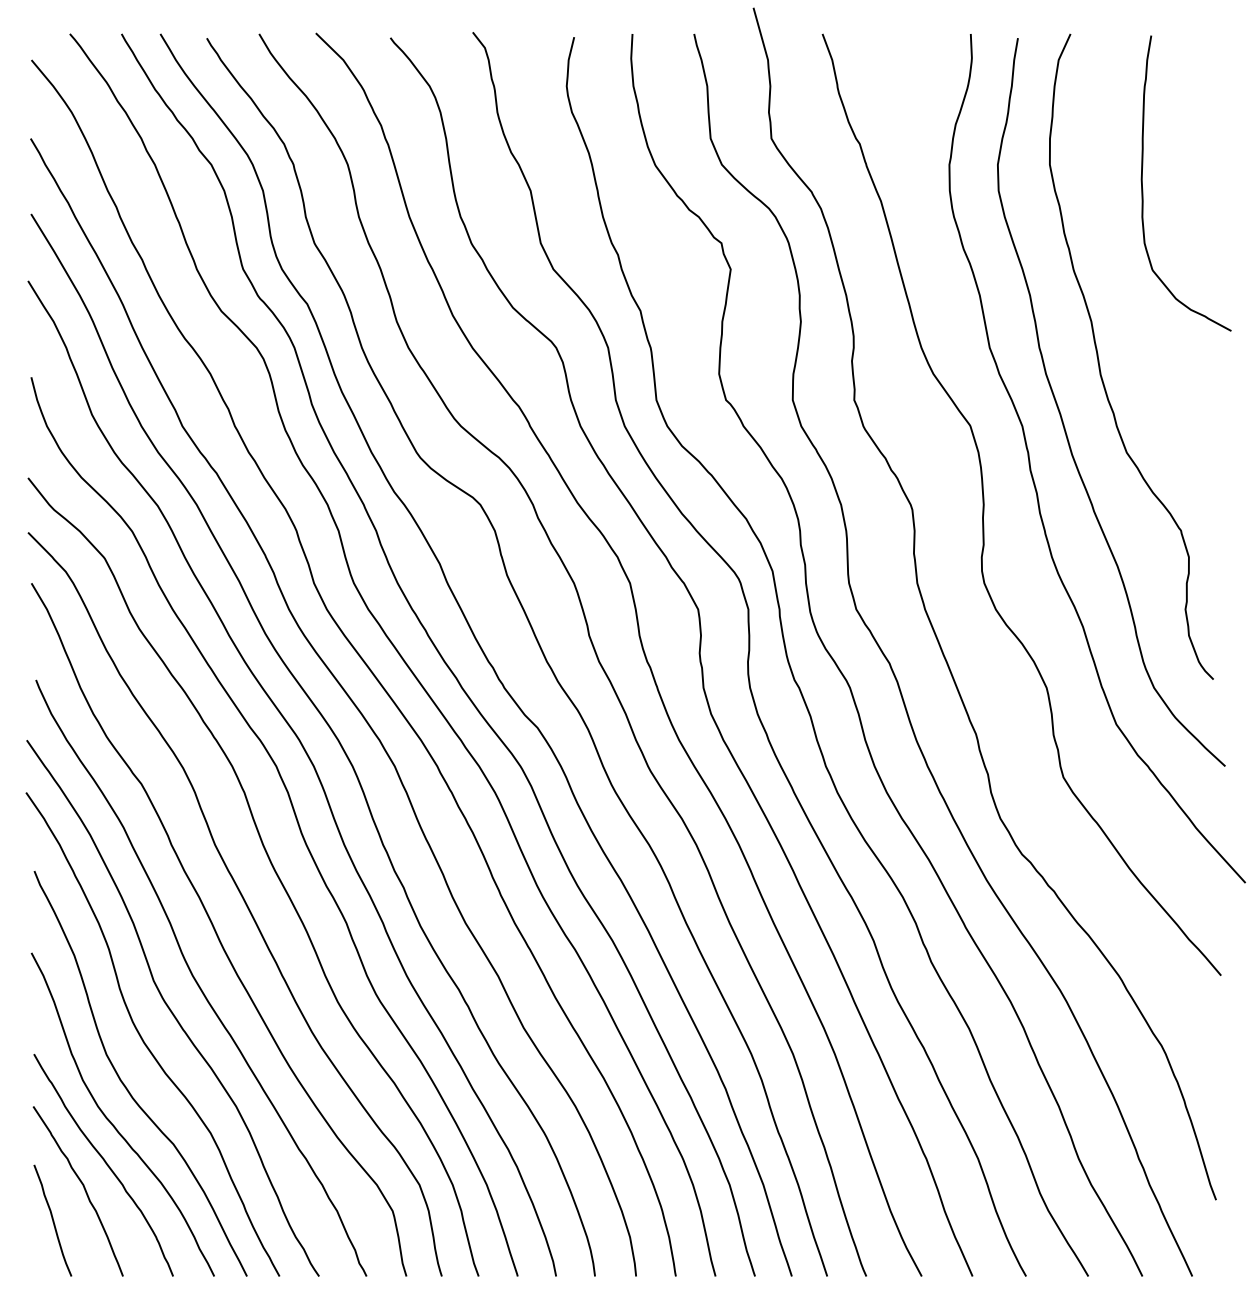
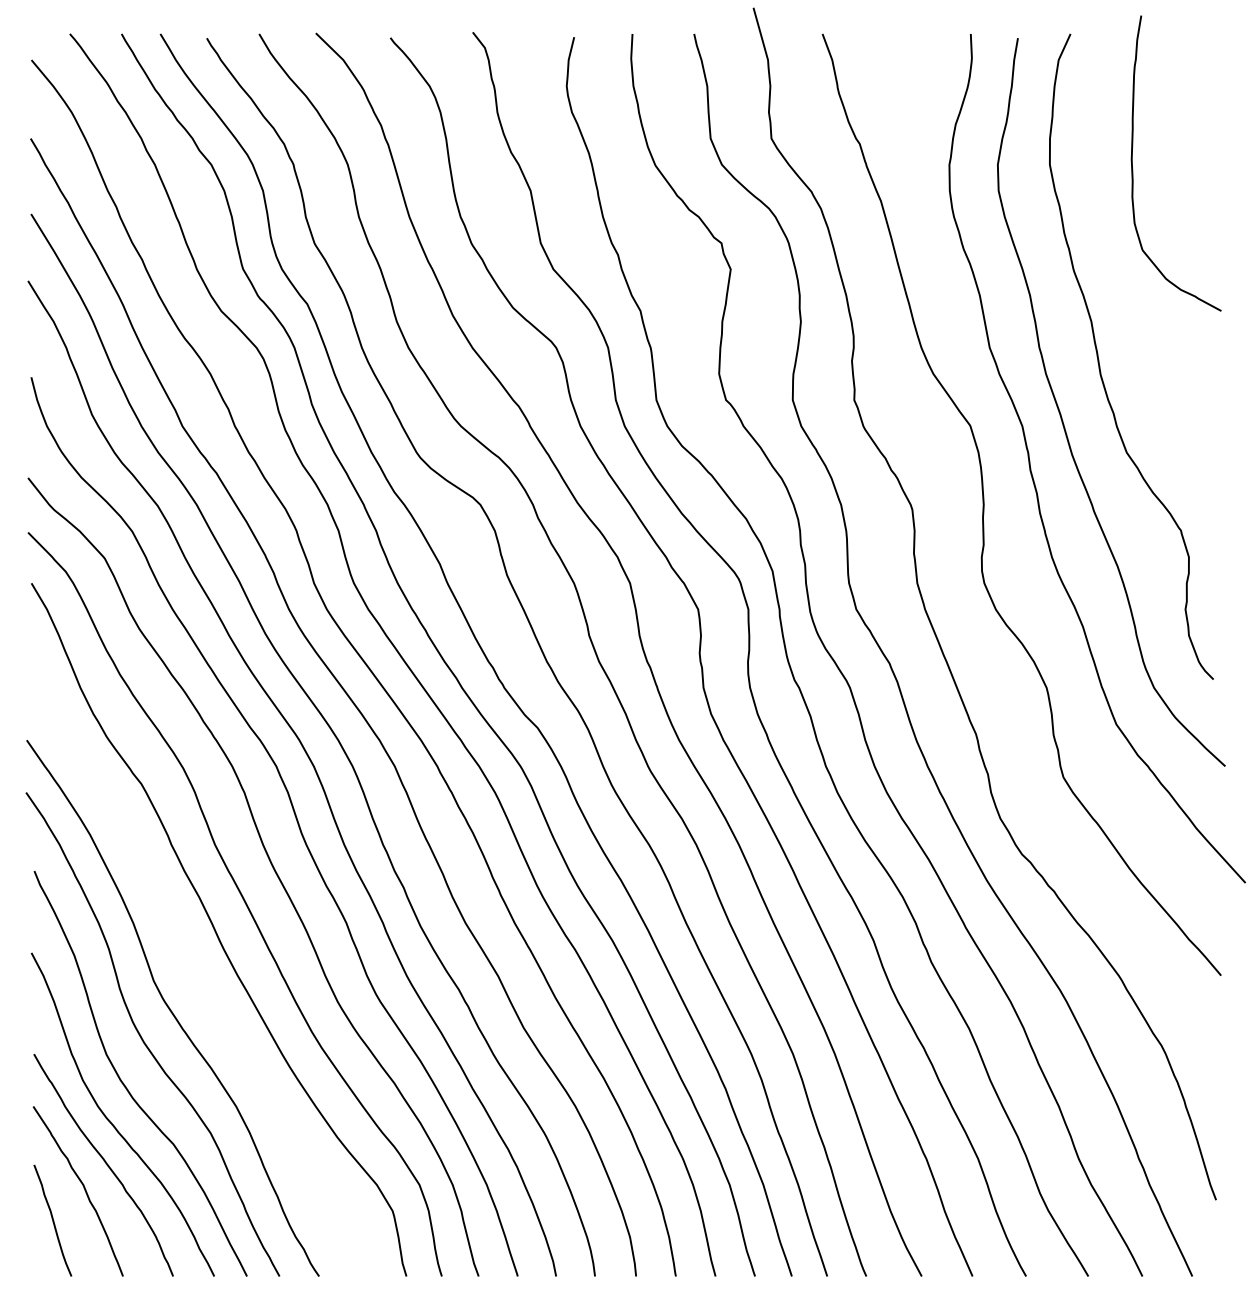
curve position: (1143, 189) -> (1133, 169) (1133, 169)
curve: present -> none (196, 979)
